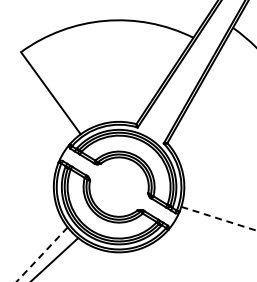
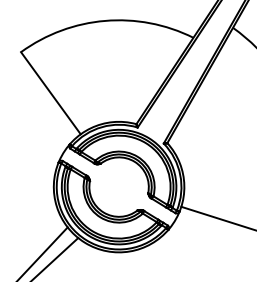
line: dashed -> solid (219, 218)
line: dashed -> solid (41, 255)
